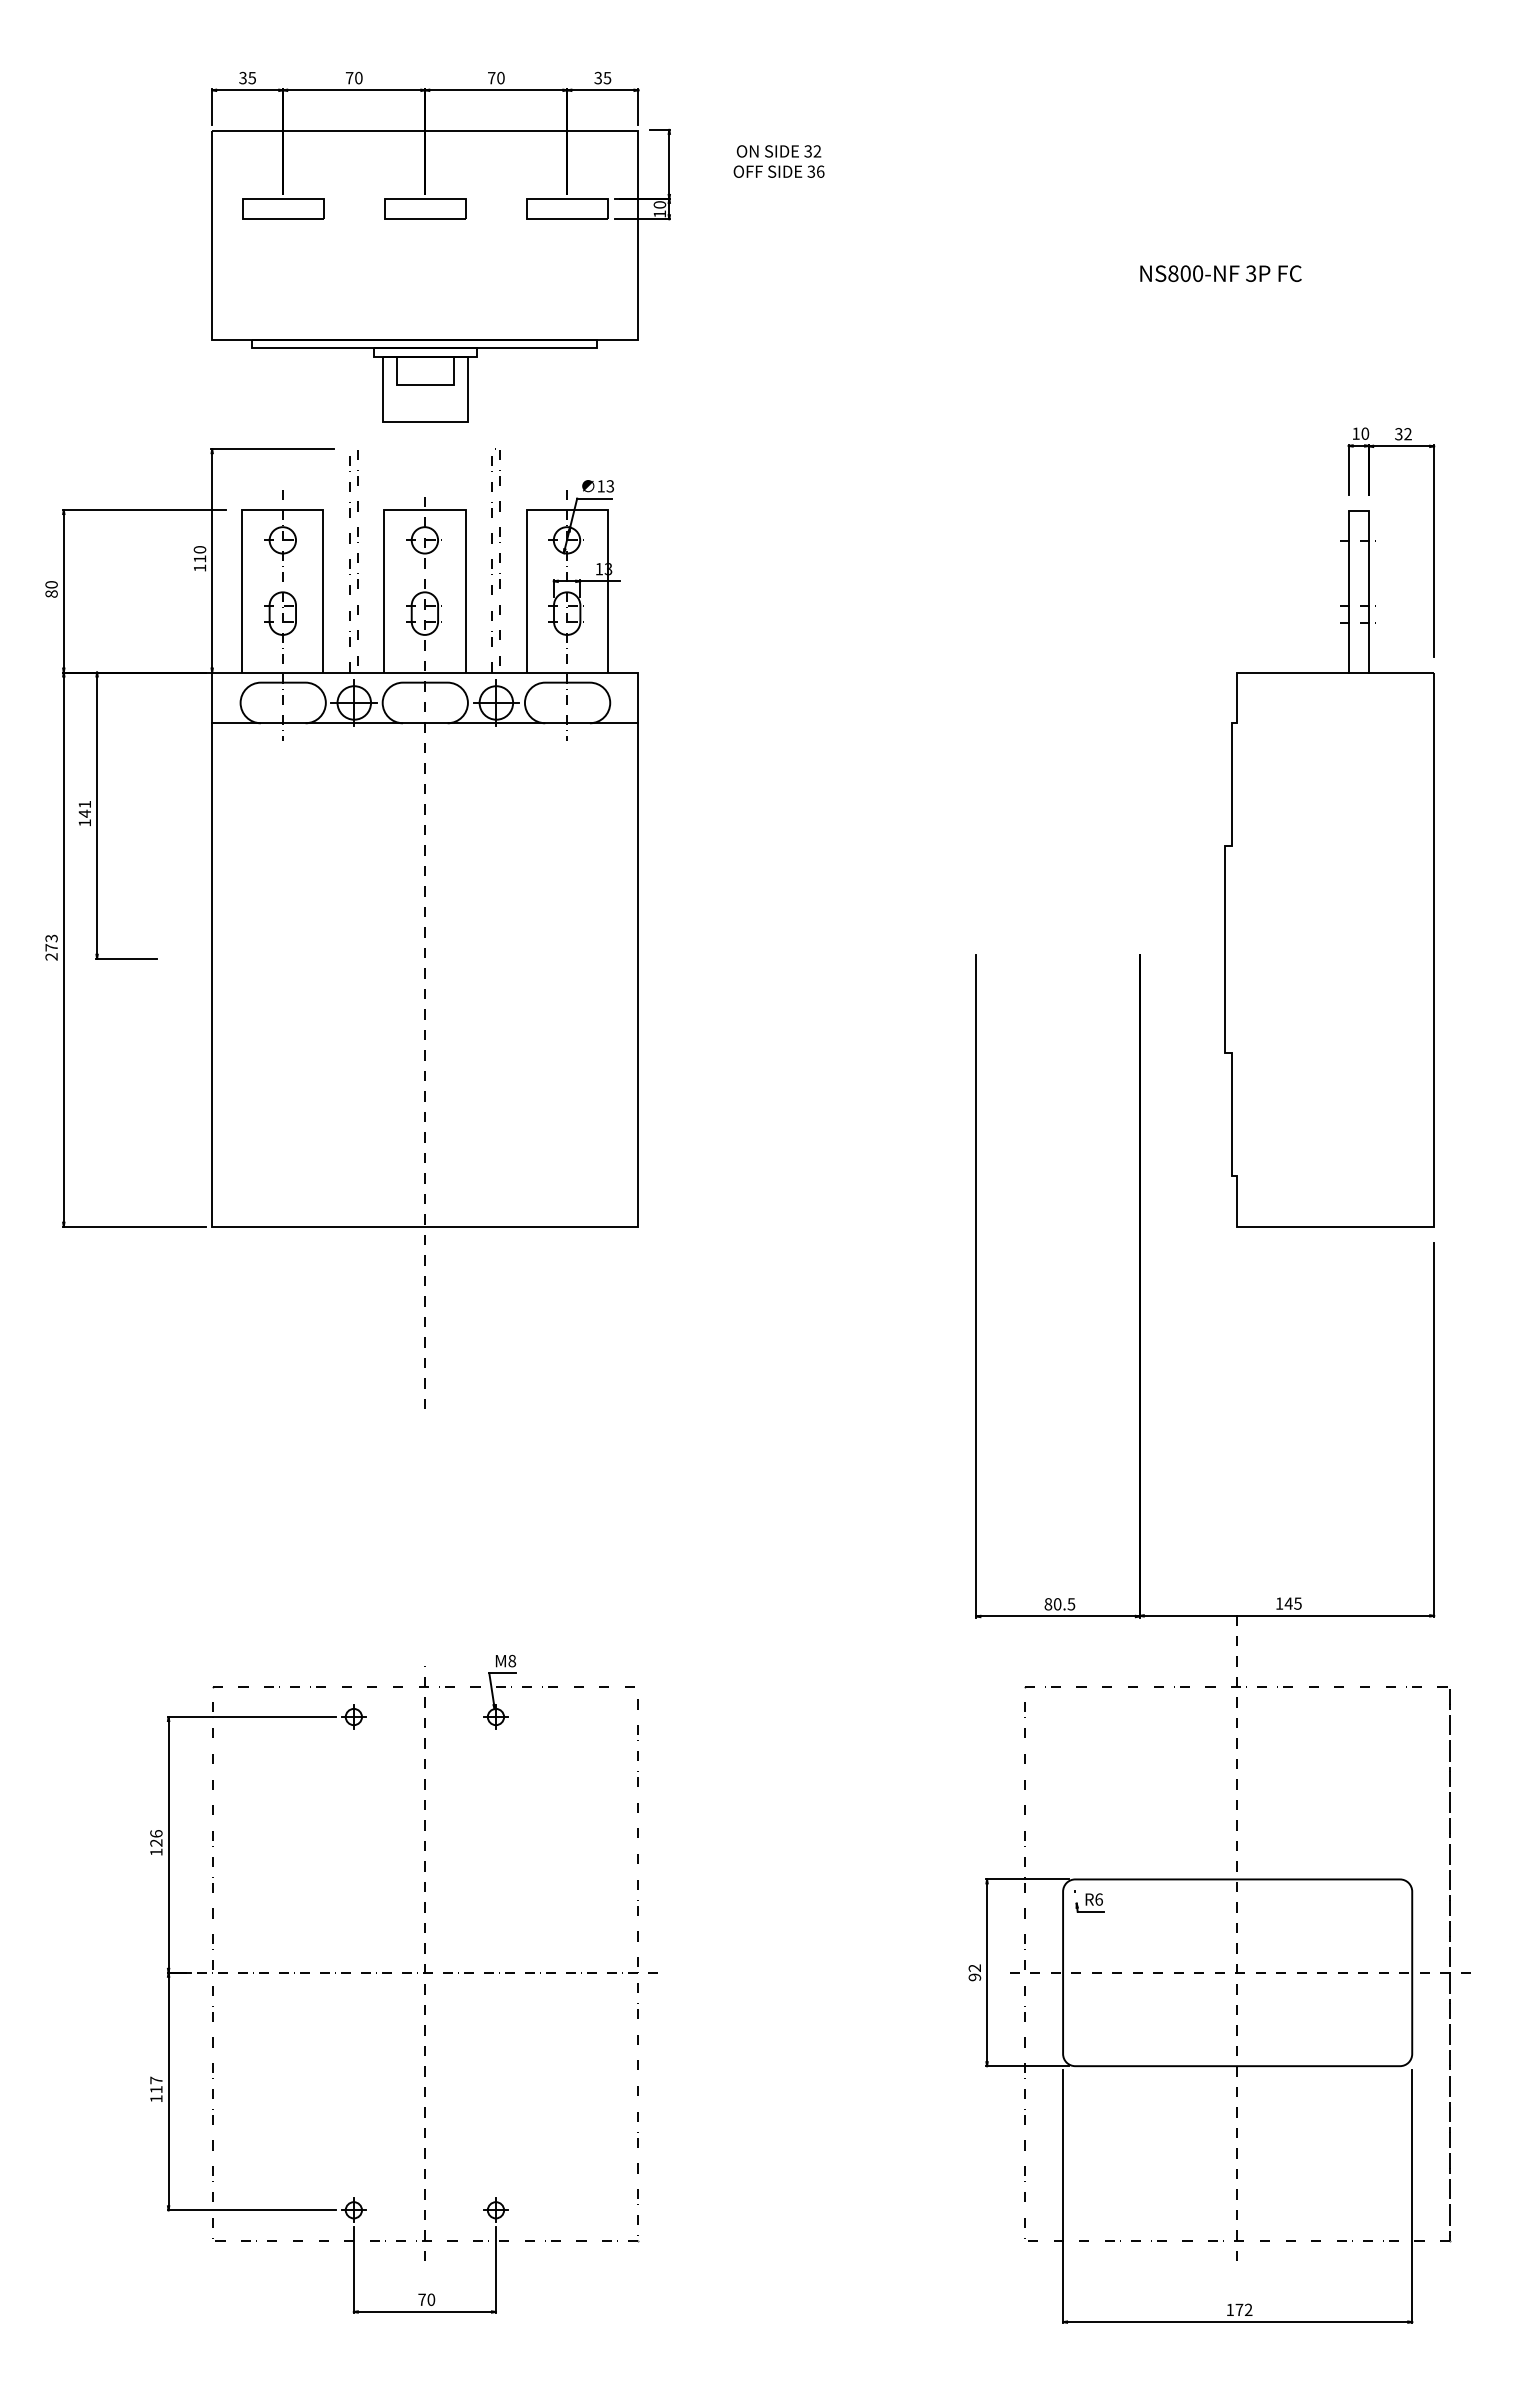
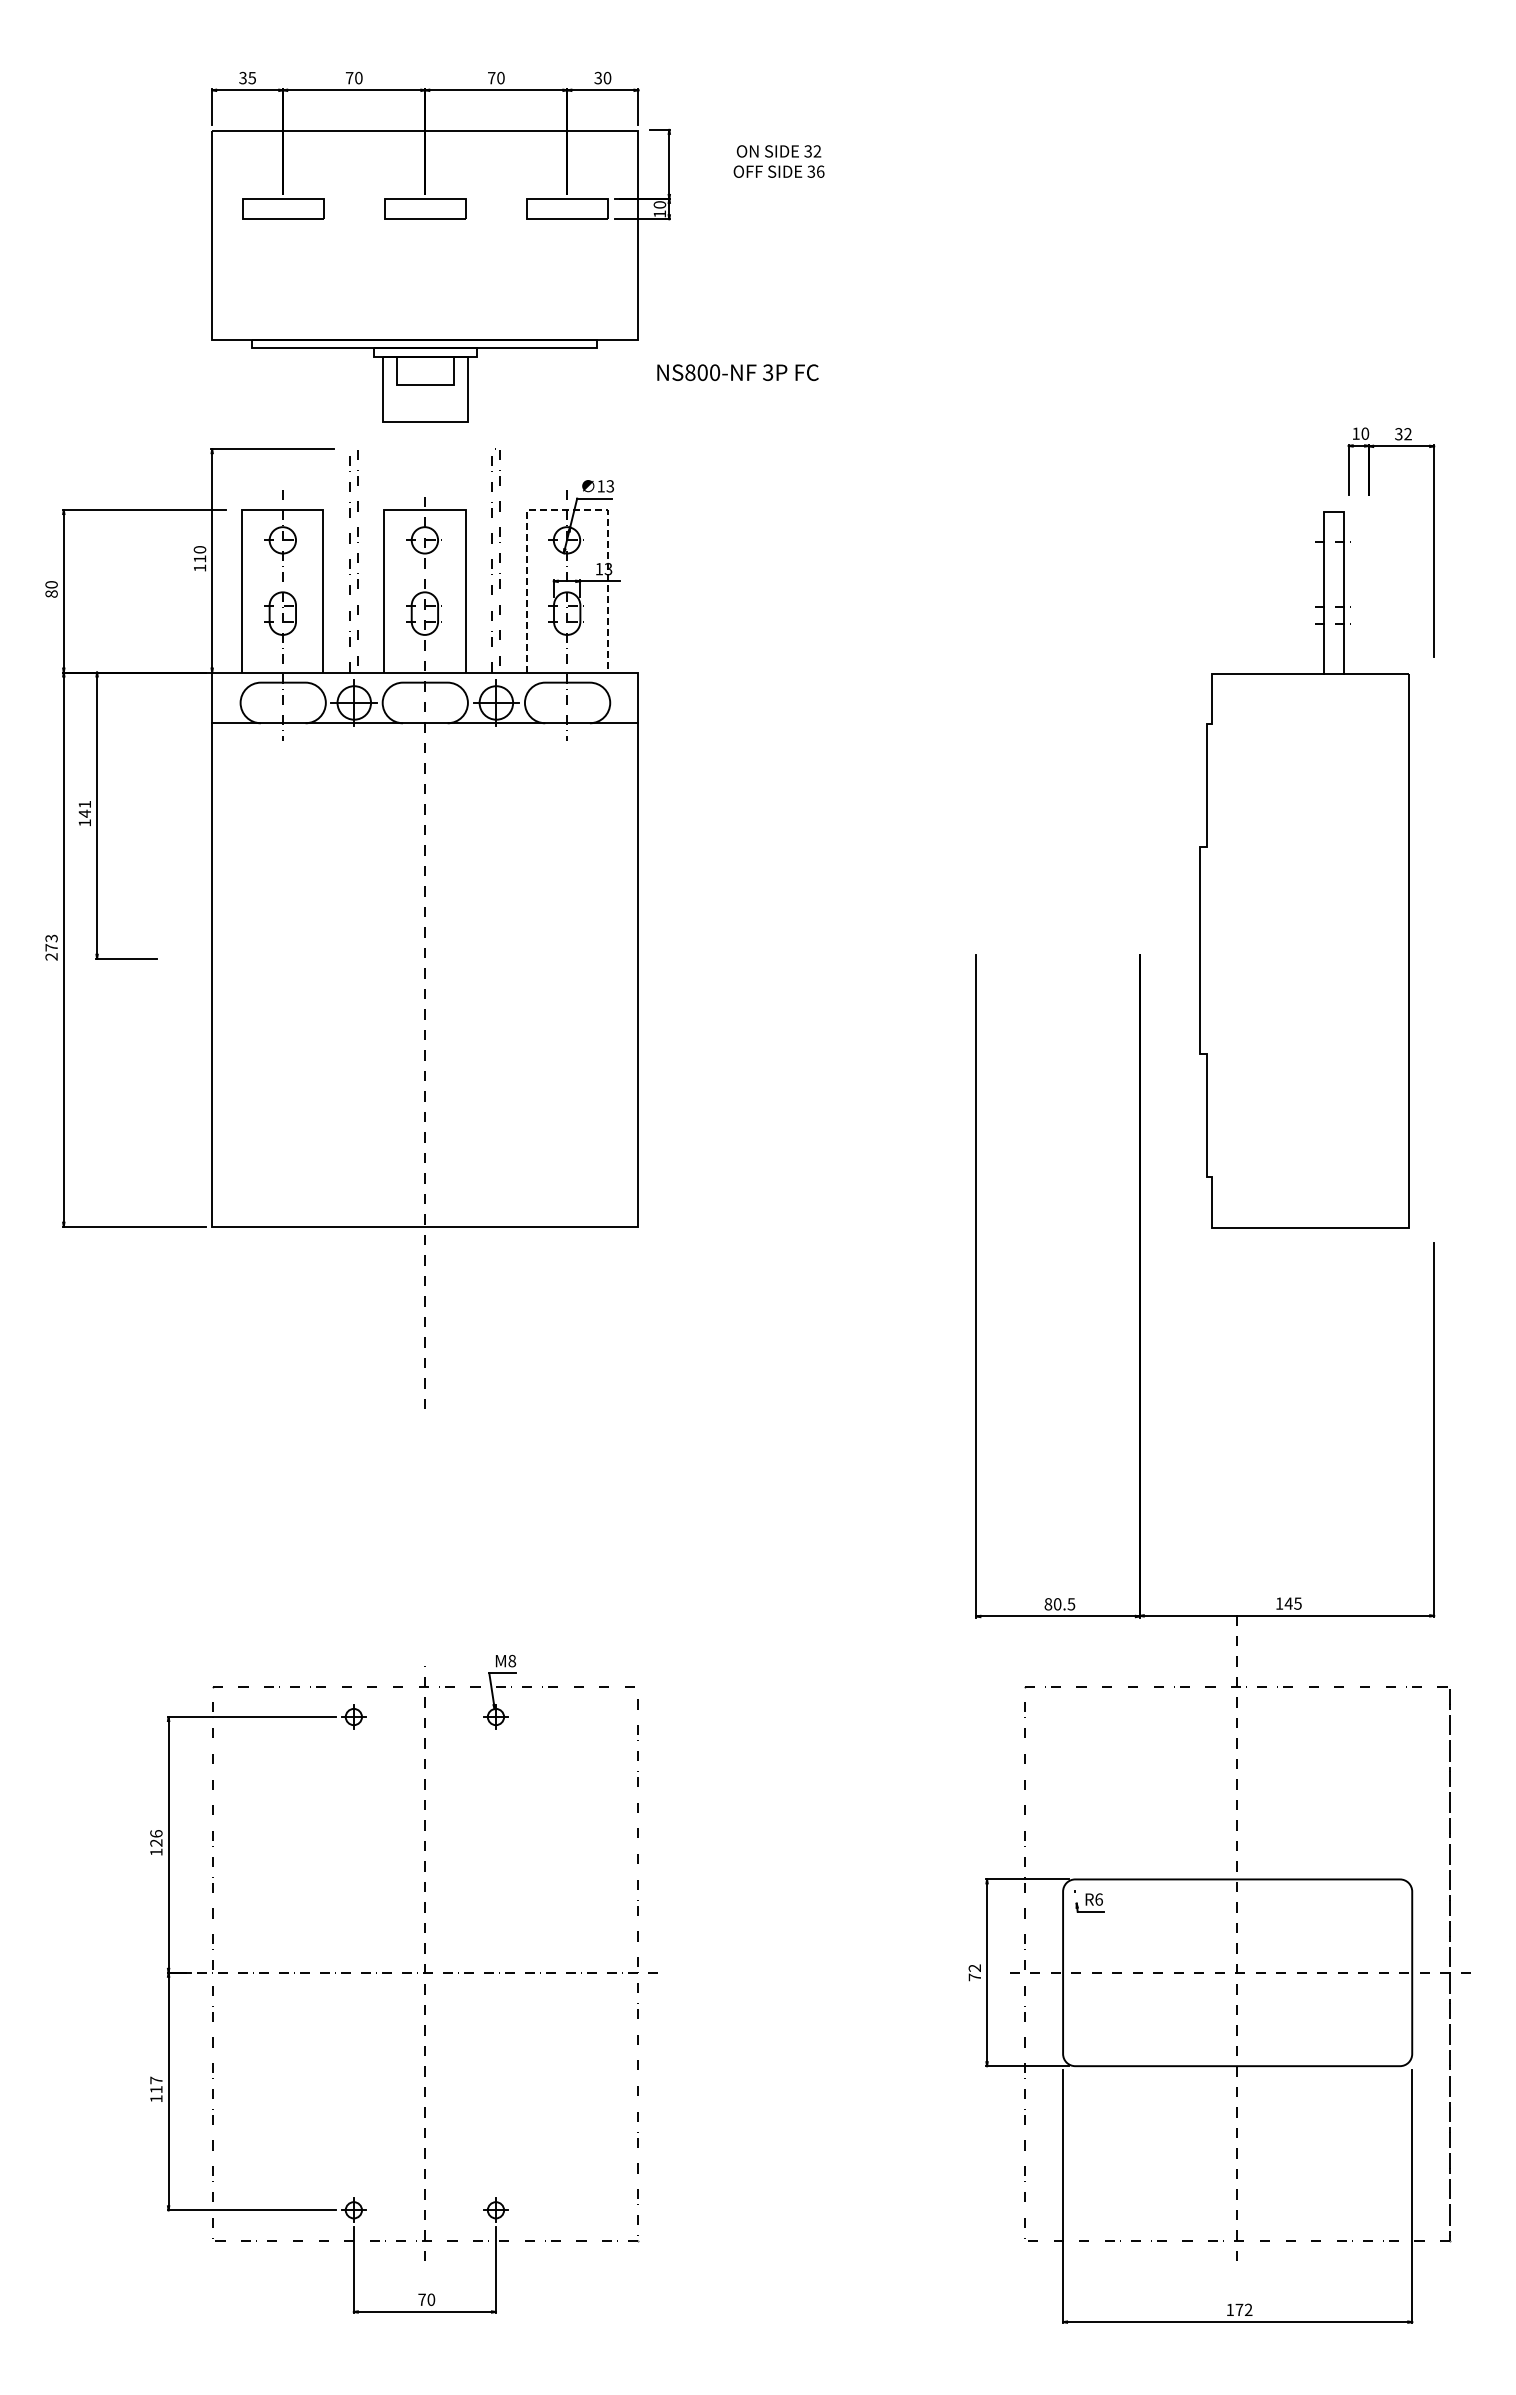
text: 35 -> 30 (607, 77)
text position: (1220, 273) -> (737, 372) (737, 372)
line: solid -> dashed (567, 509)
part position: (1329, 868) -> (1304, 869) (1304, 869)
text: 92 -> 72 (974, 1977)
